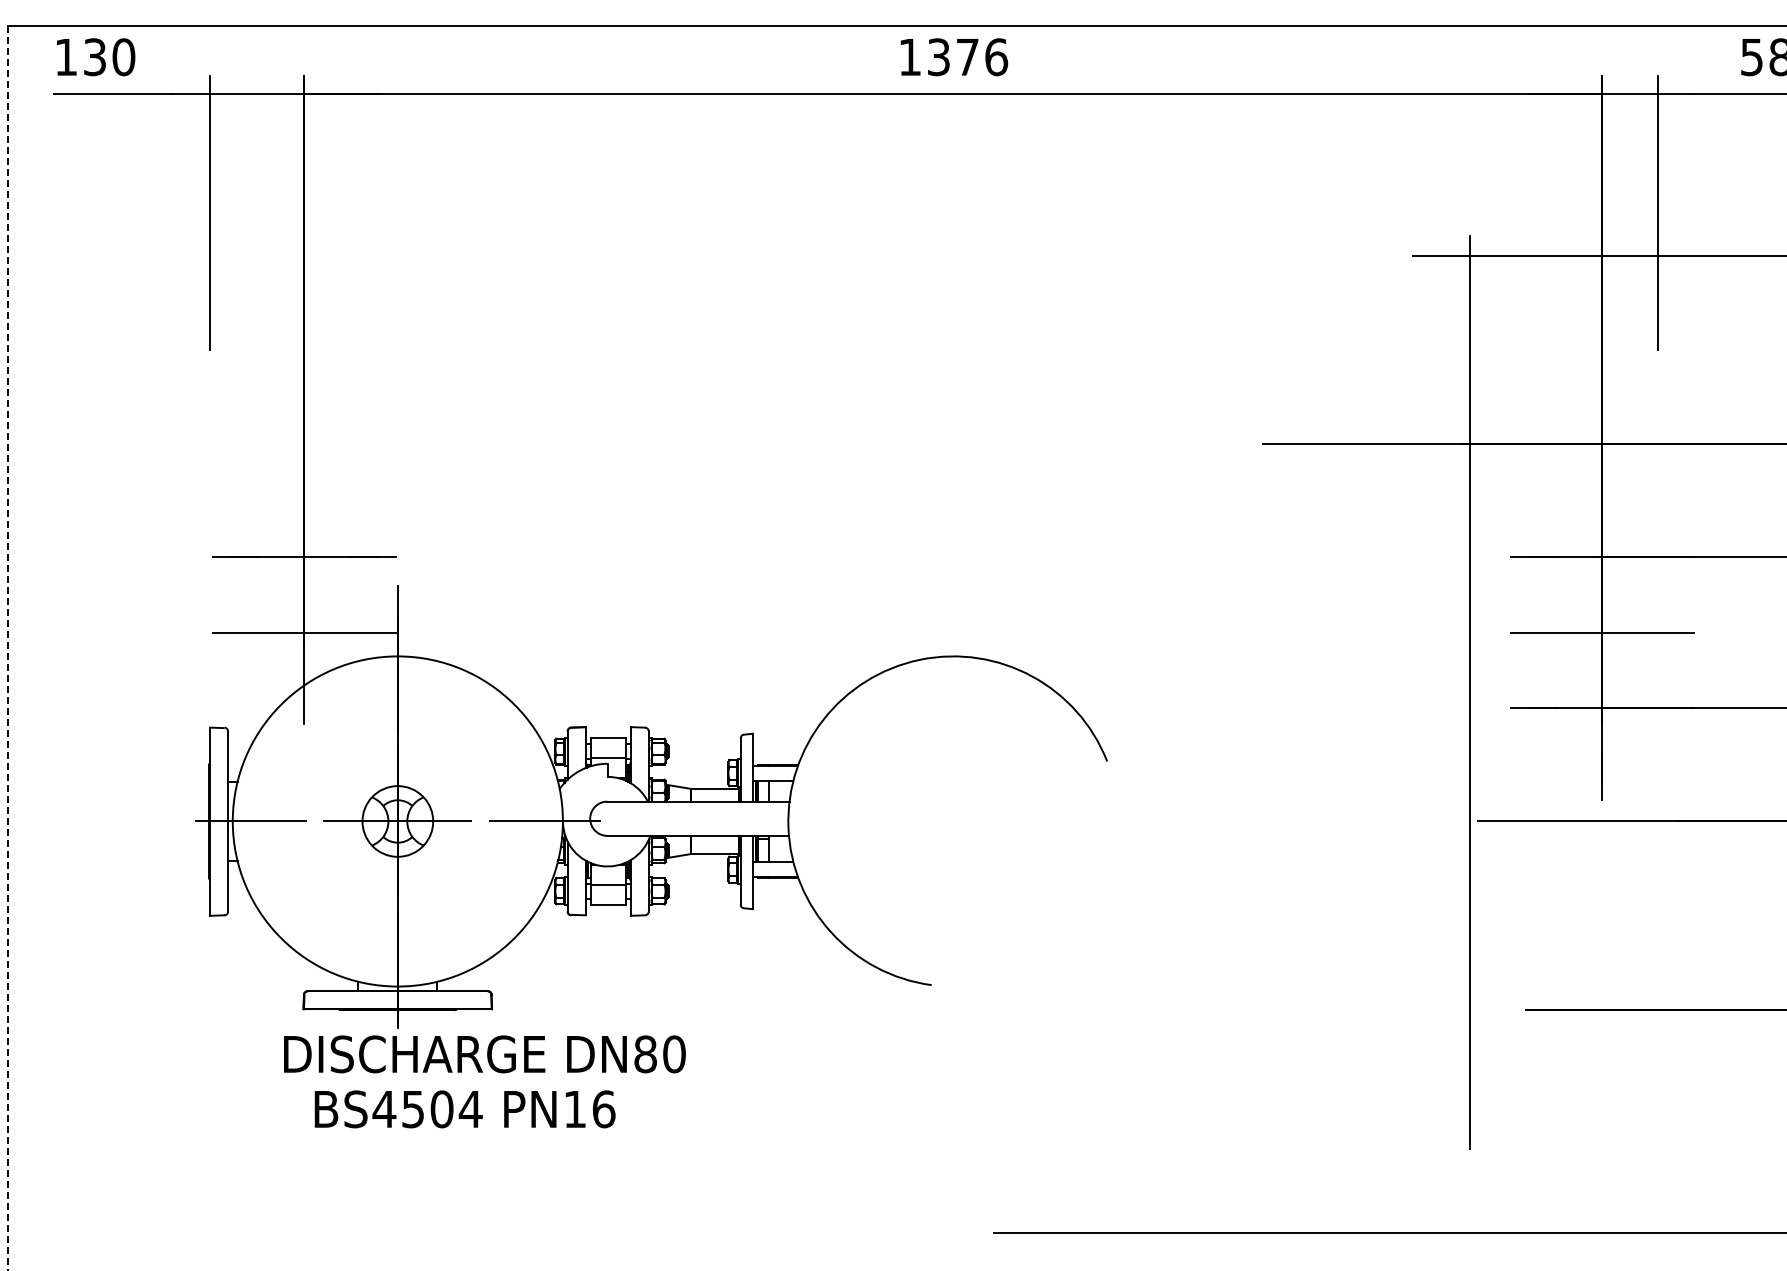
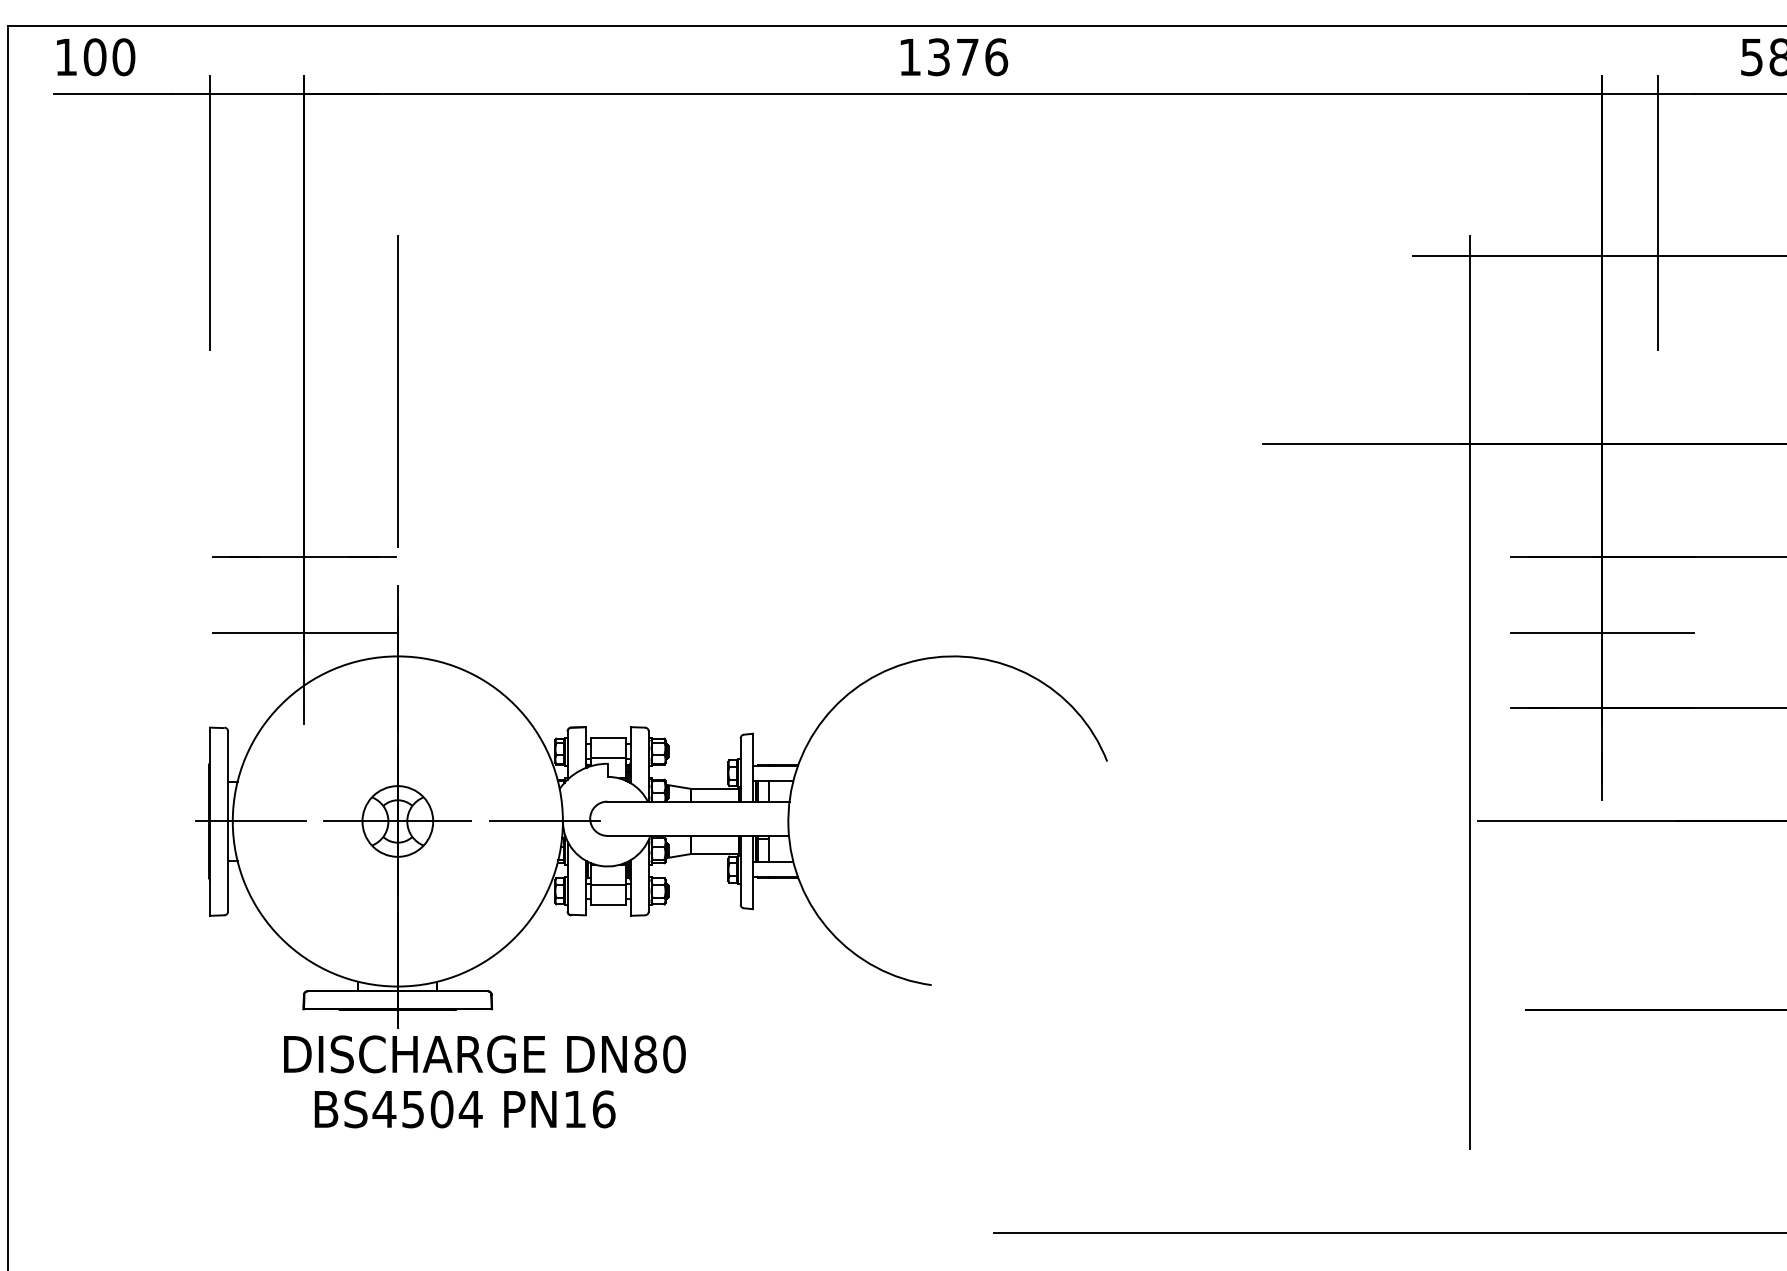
text: 130 -> 100 (94, 57)
line: none -> present (397, 391)
line: dashed -> solid (8, 648)
